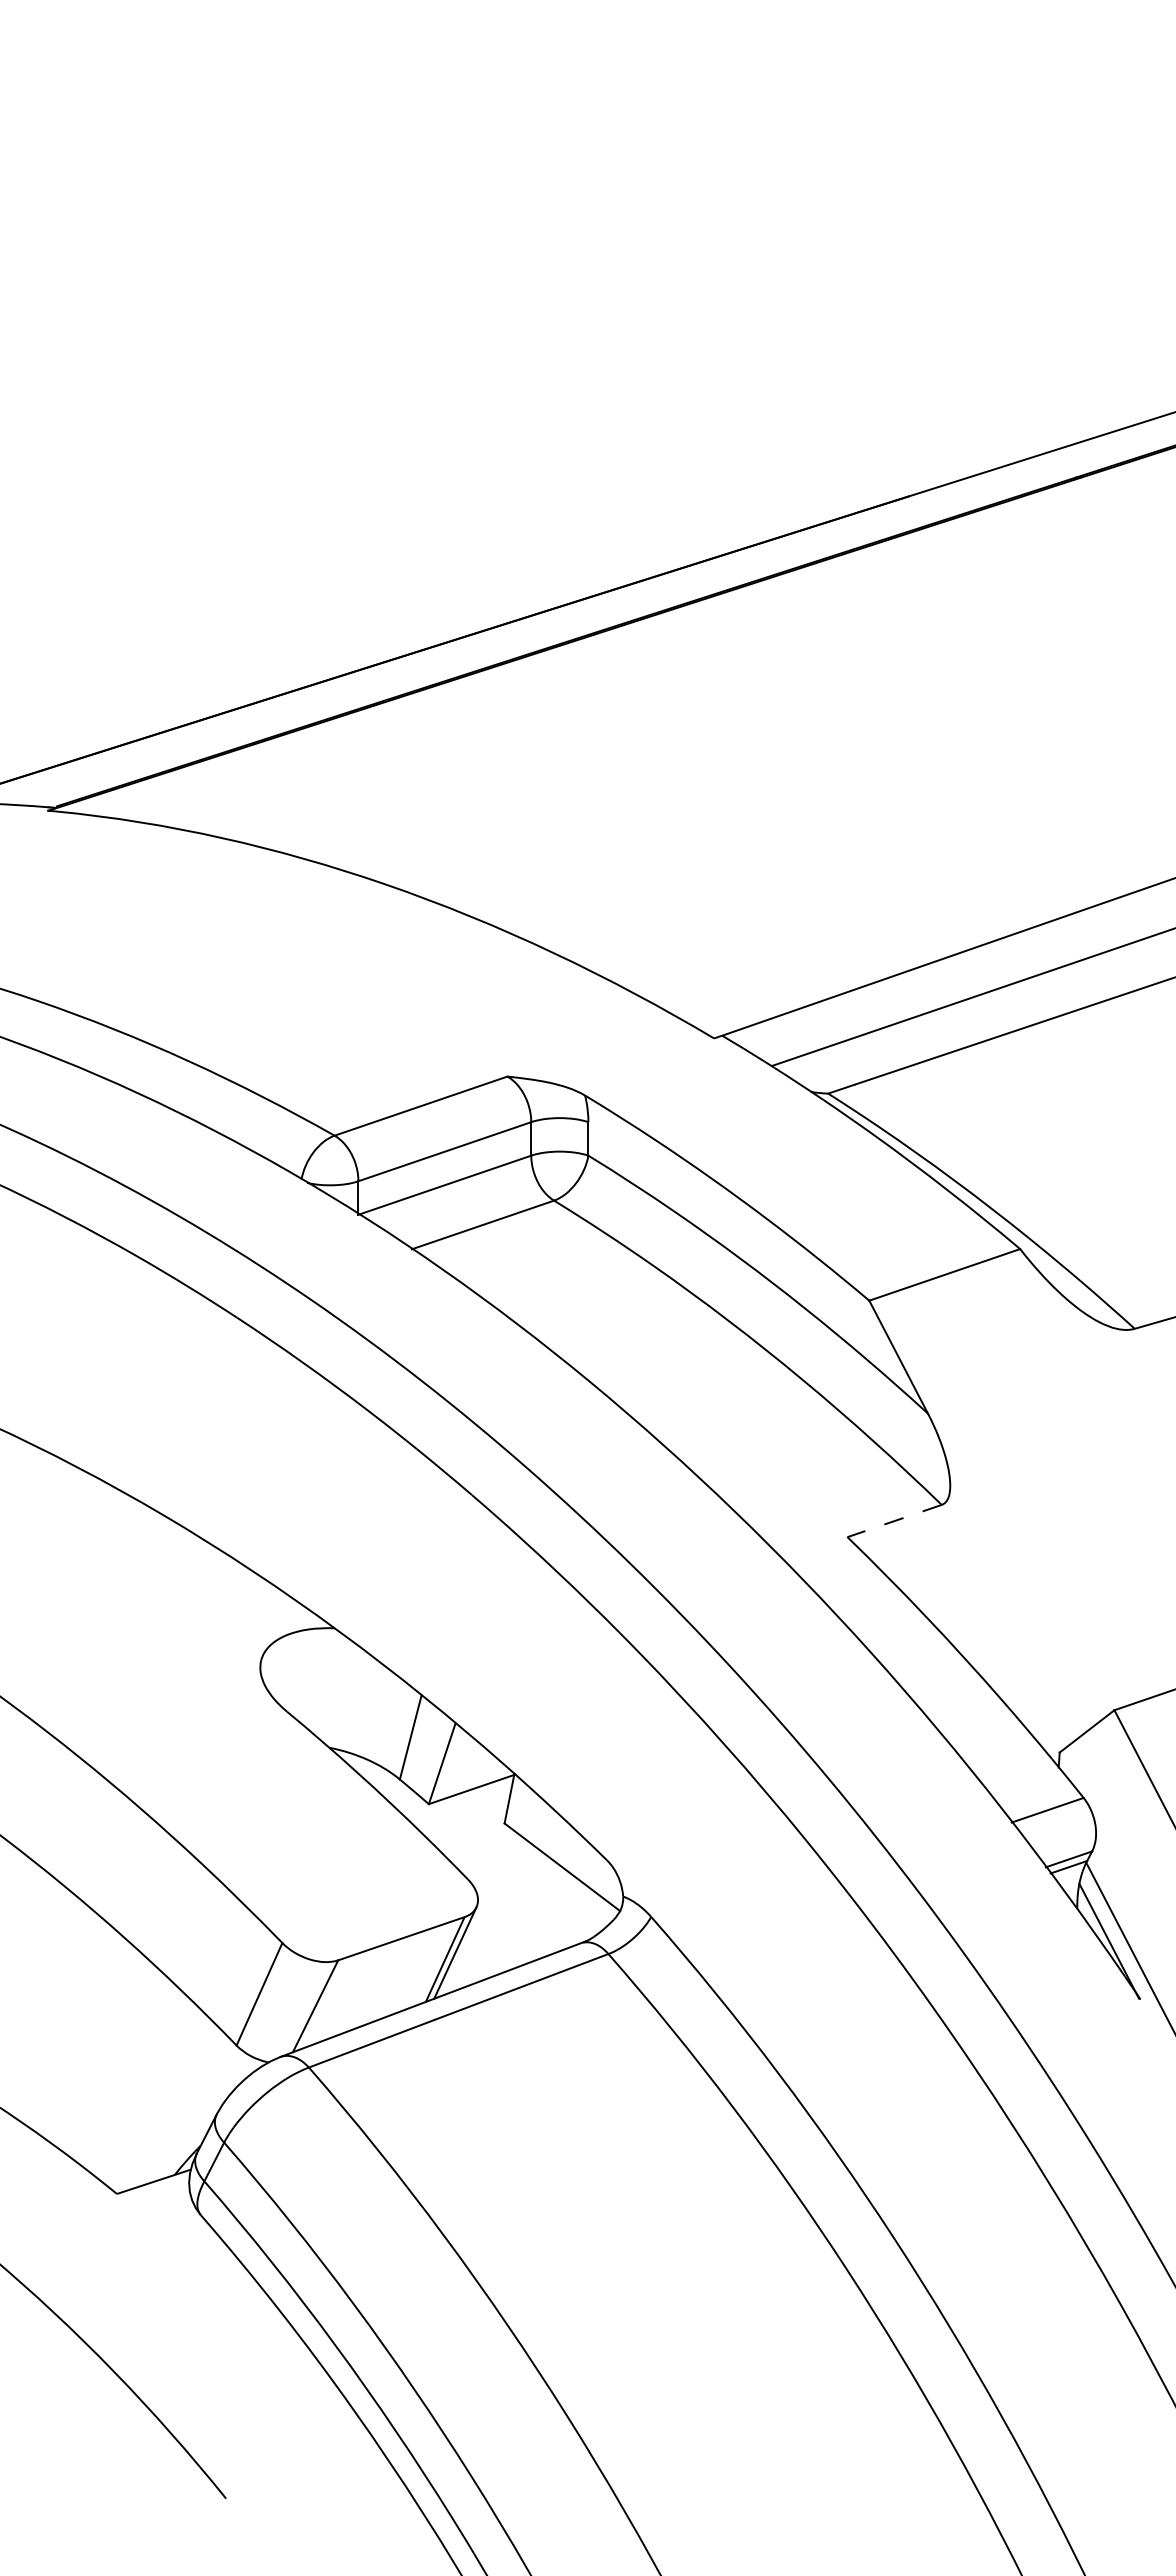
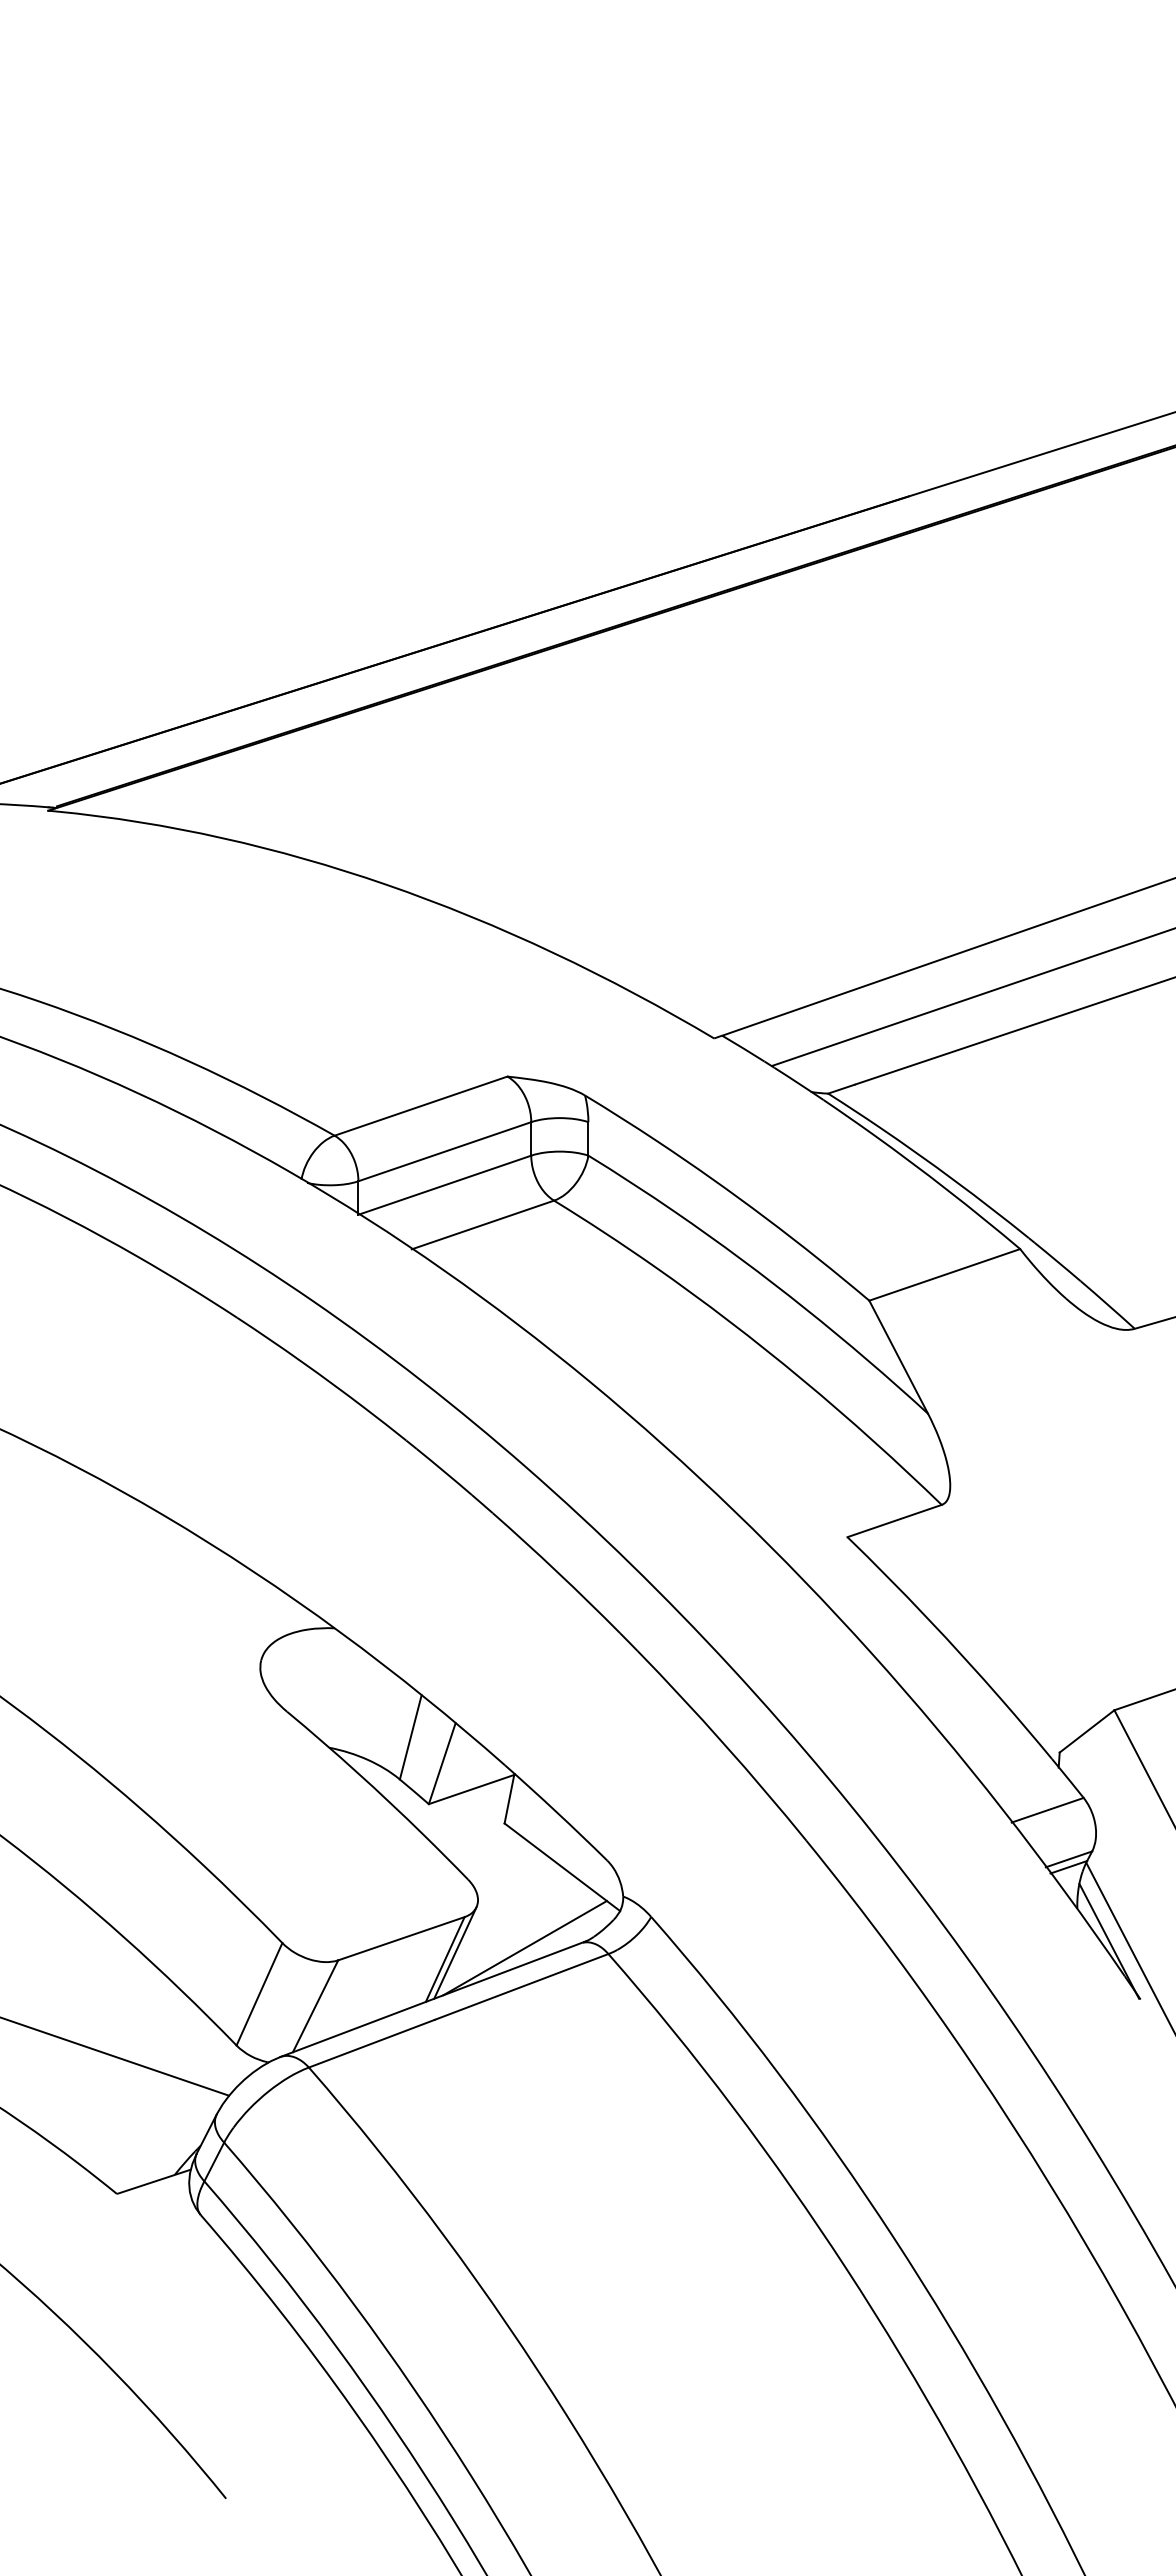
line: dashed -> solid (894, 1521)
line: none -> present (524, 1948)
line: none -> present (115, 2056)
